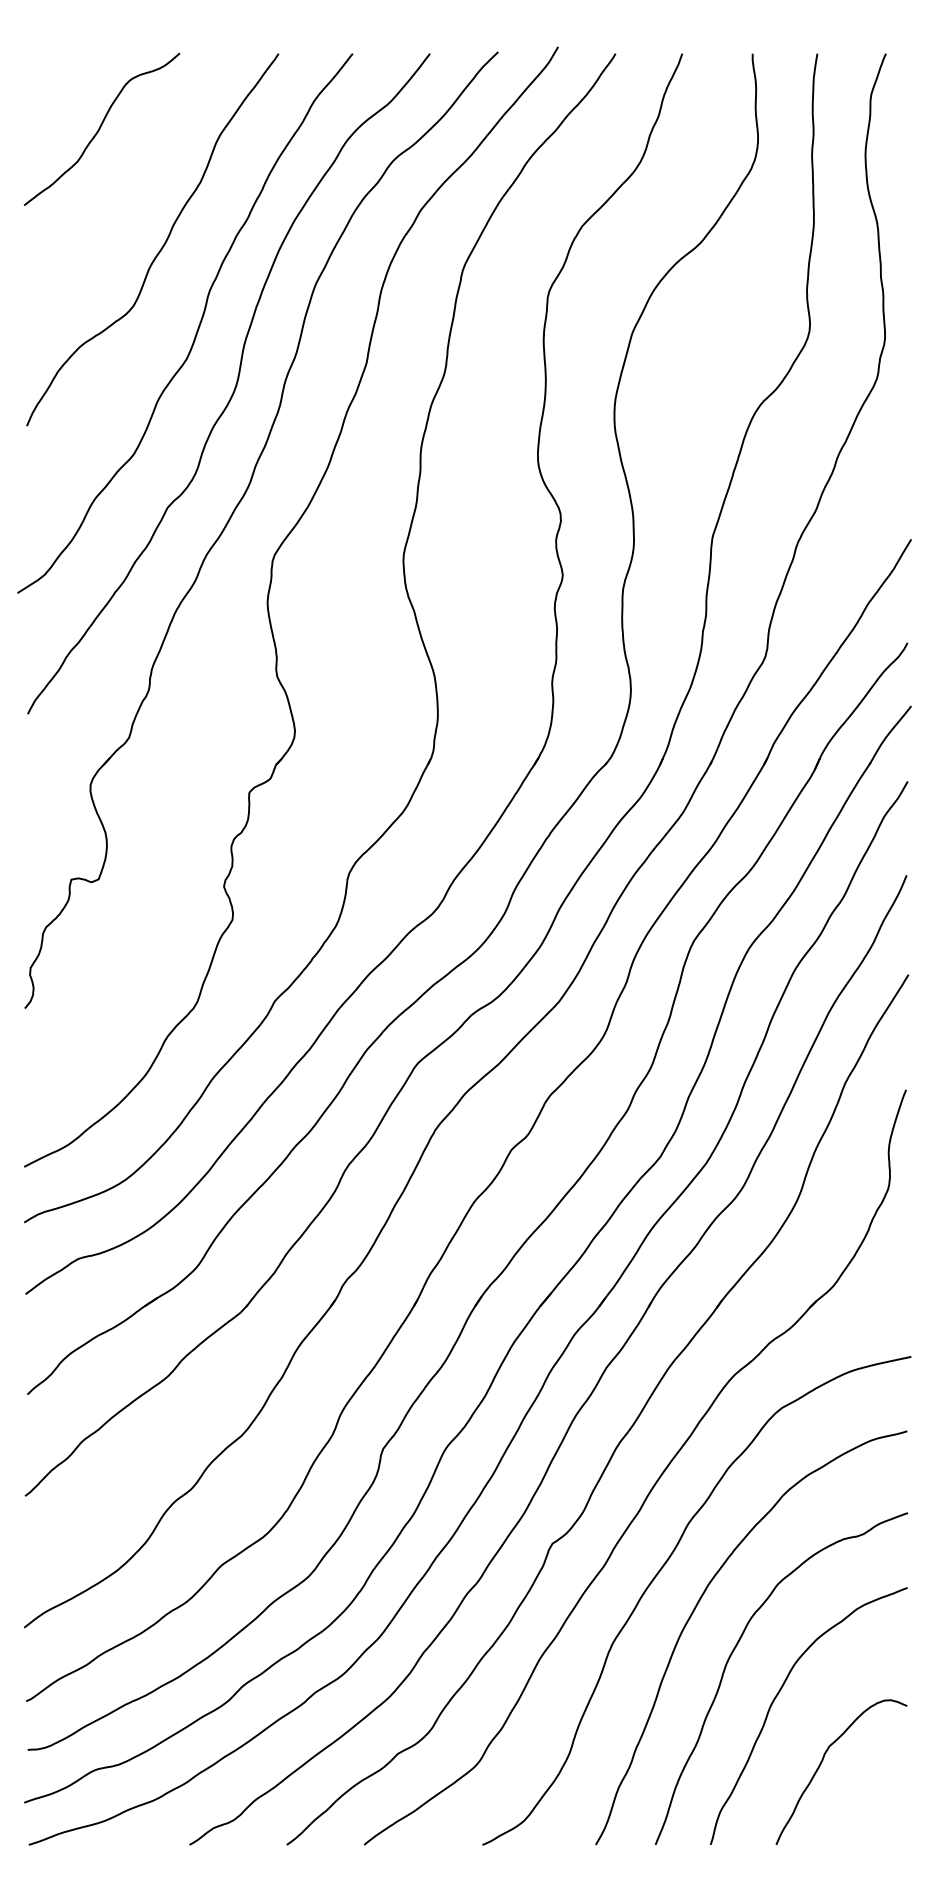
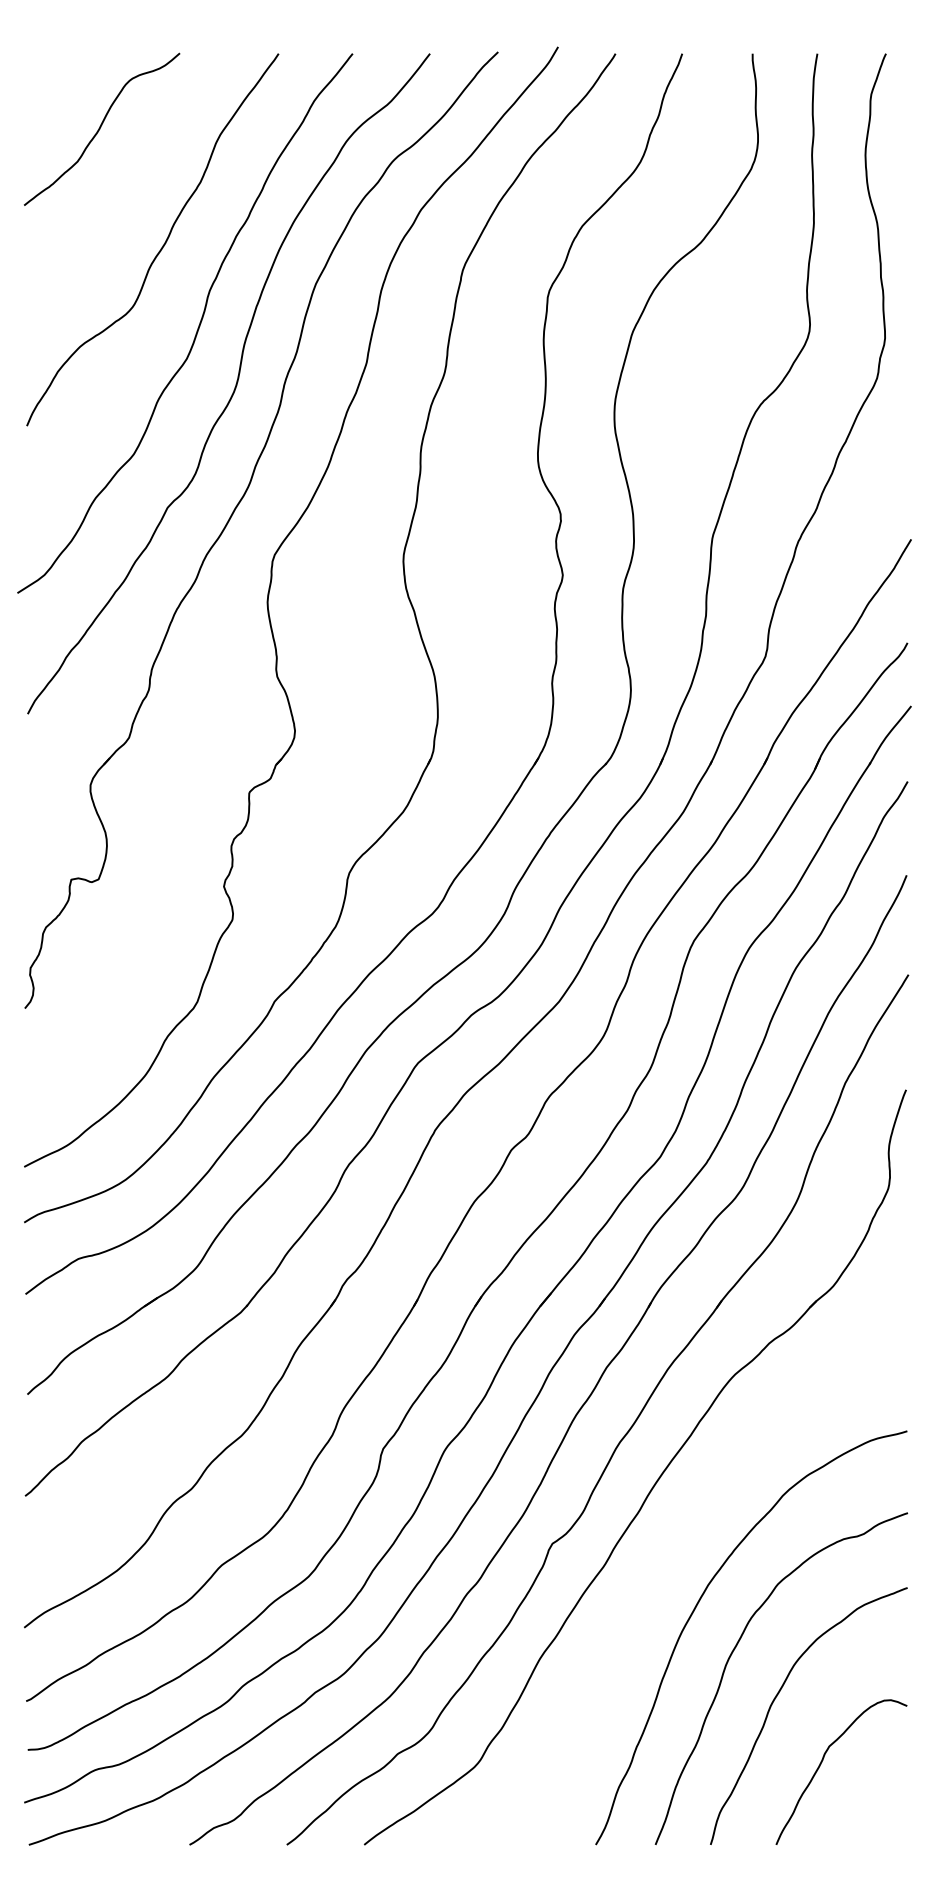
curve: present -> none (658, 1574)
